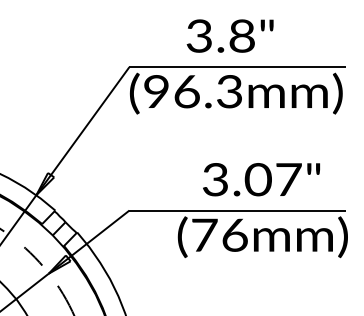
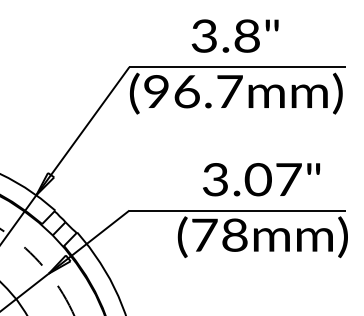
text position: (229, 35) -> (234, 35) (234, 35)
text: (96.3mm) -> (96.7mm) (229, 91)
text: (76mm) -> (78mm) (234, 234)
